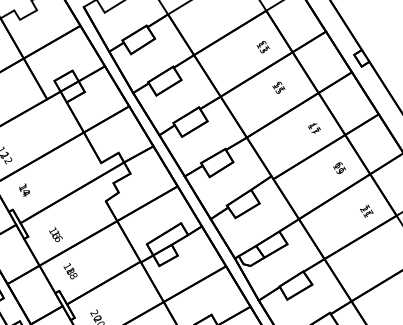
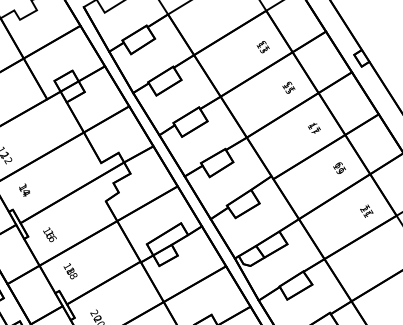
text position: (278, 87) -> (288, 87) (288, 87)
text position: (55, 234) -> (49, 234) (49, 234)
